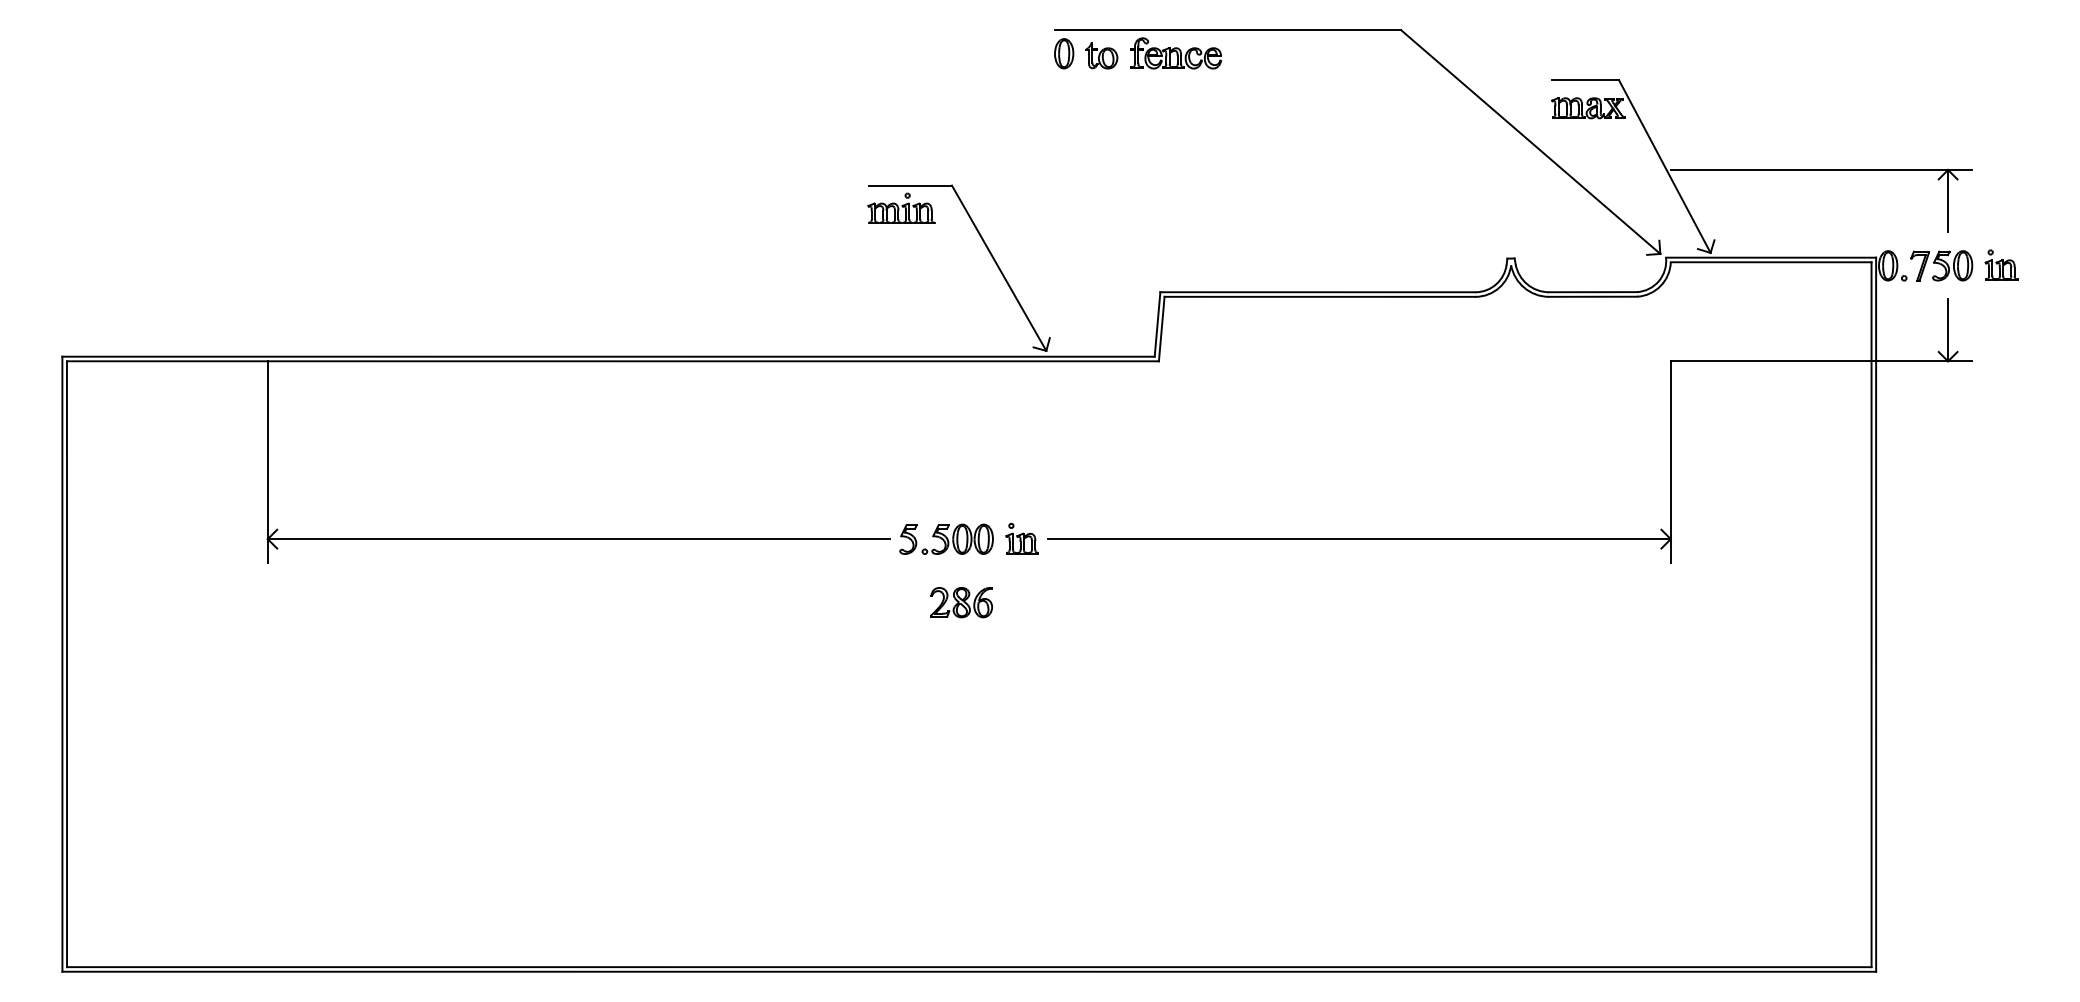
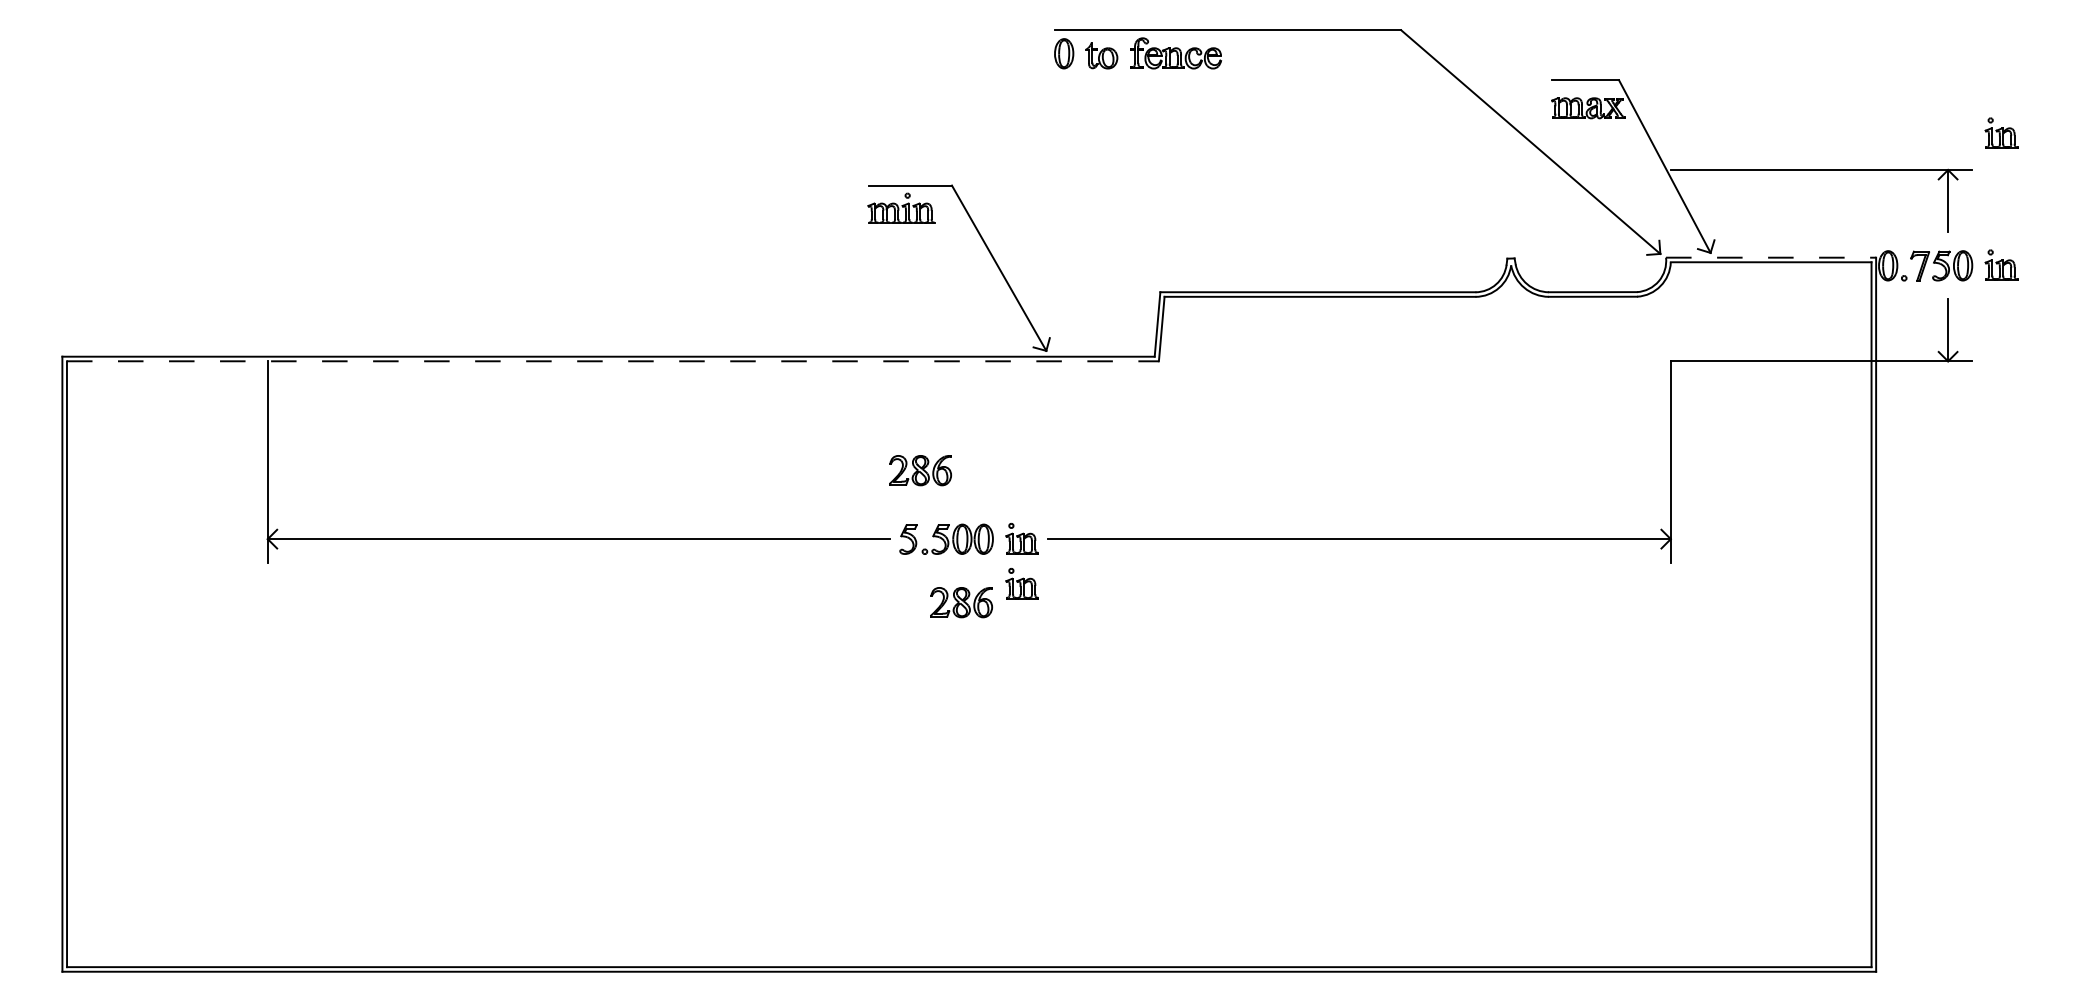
part: none -> present (2001, 132)
line: solid -> dashed (1771, 257)
line: solid -> dashed (612, 361)
part: none -> present (920, 470)
part: none -> present (1021, 583)
